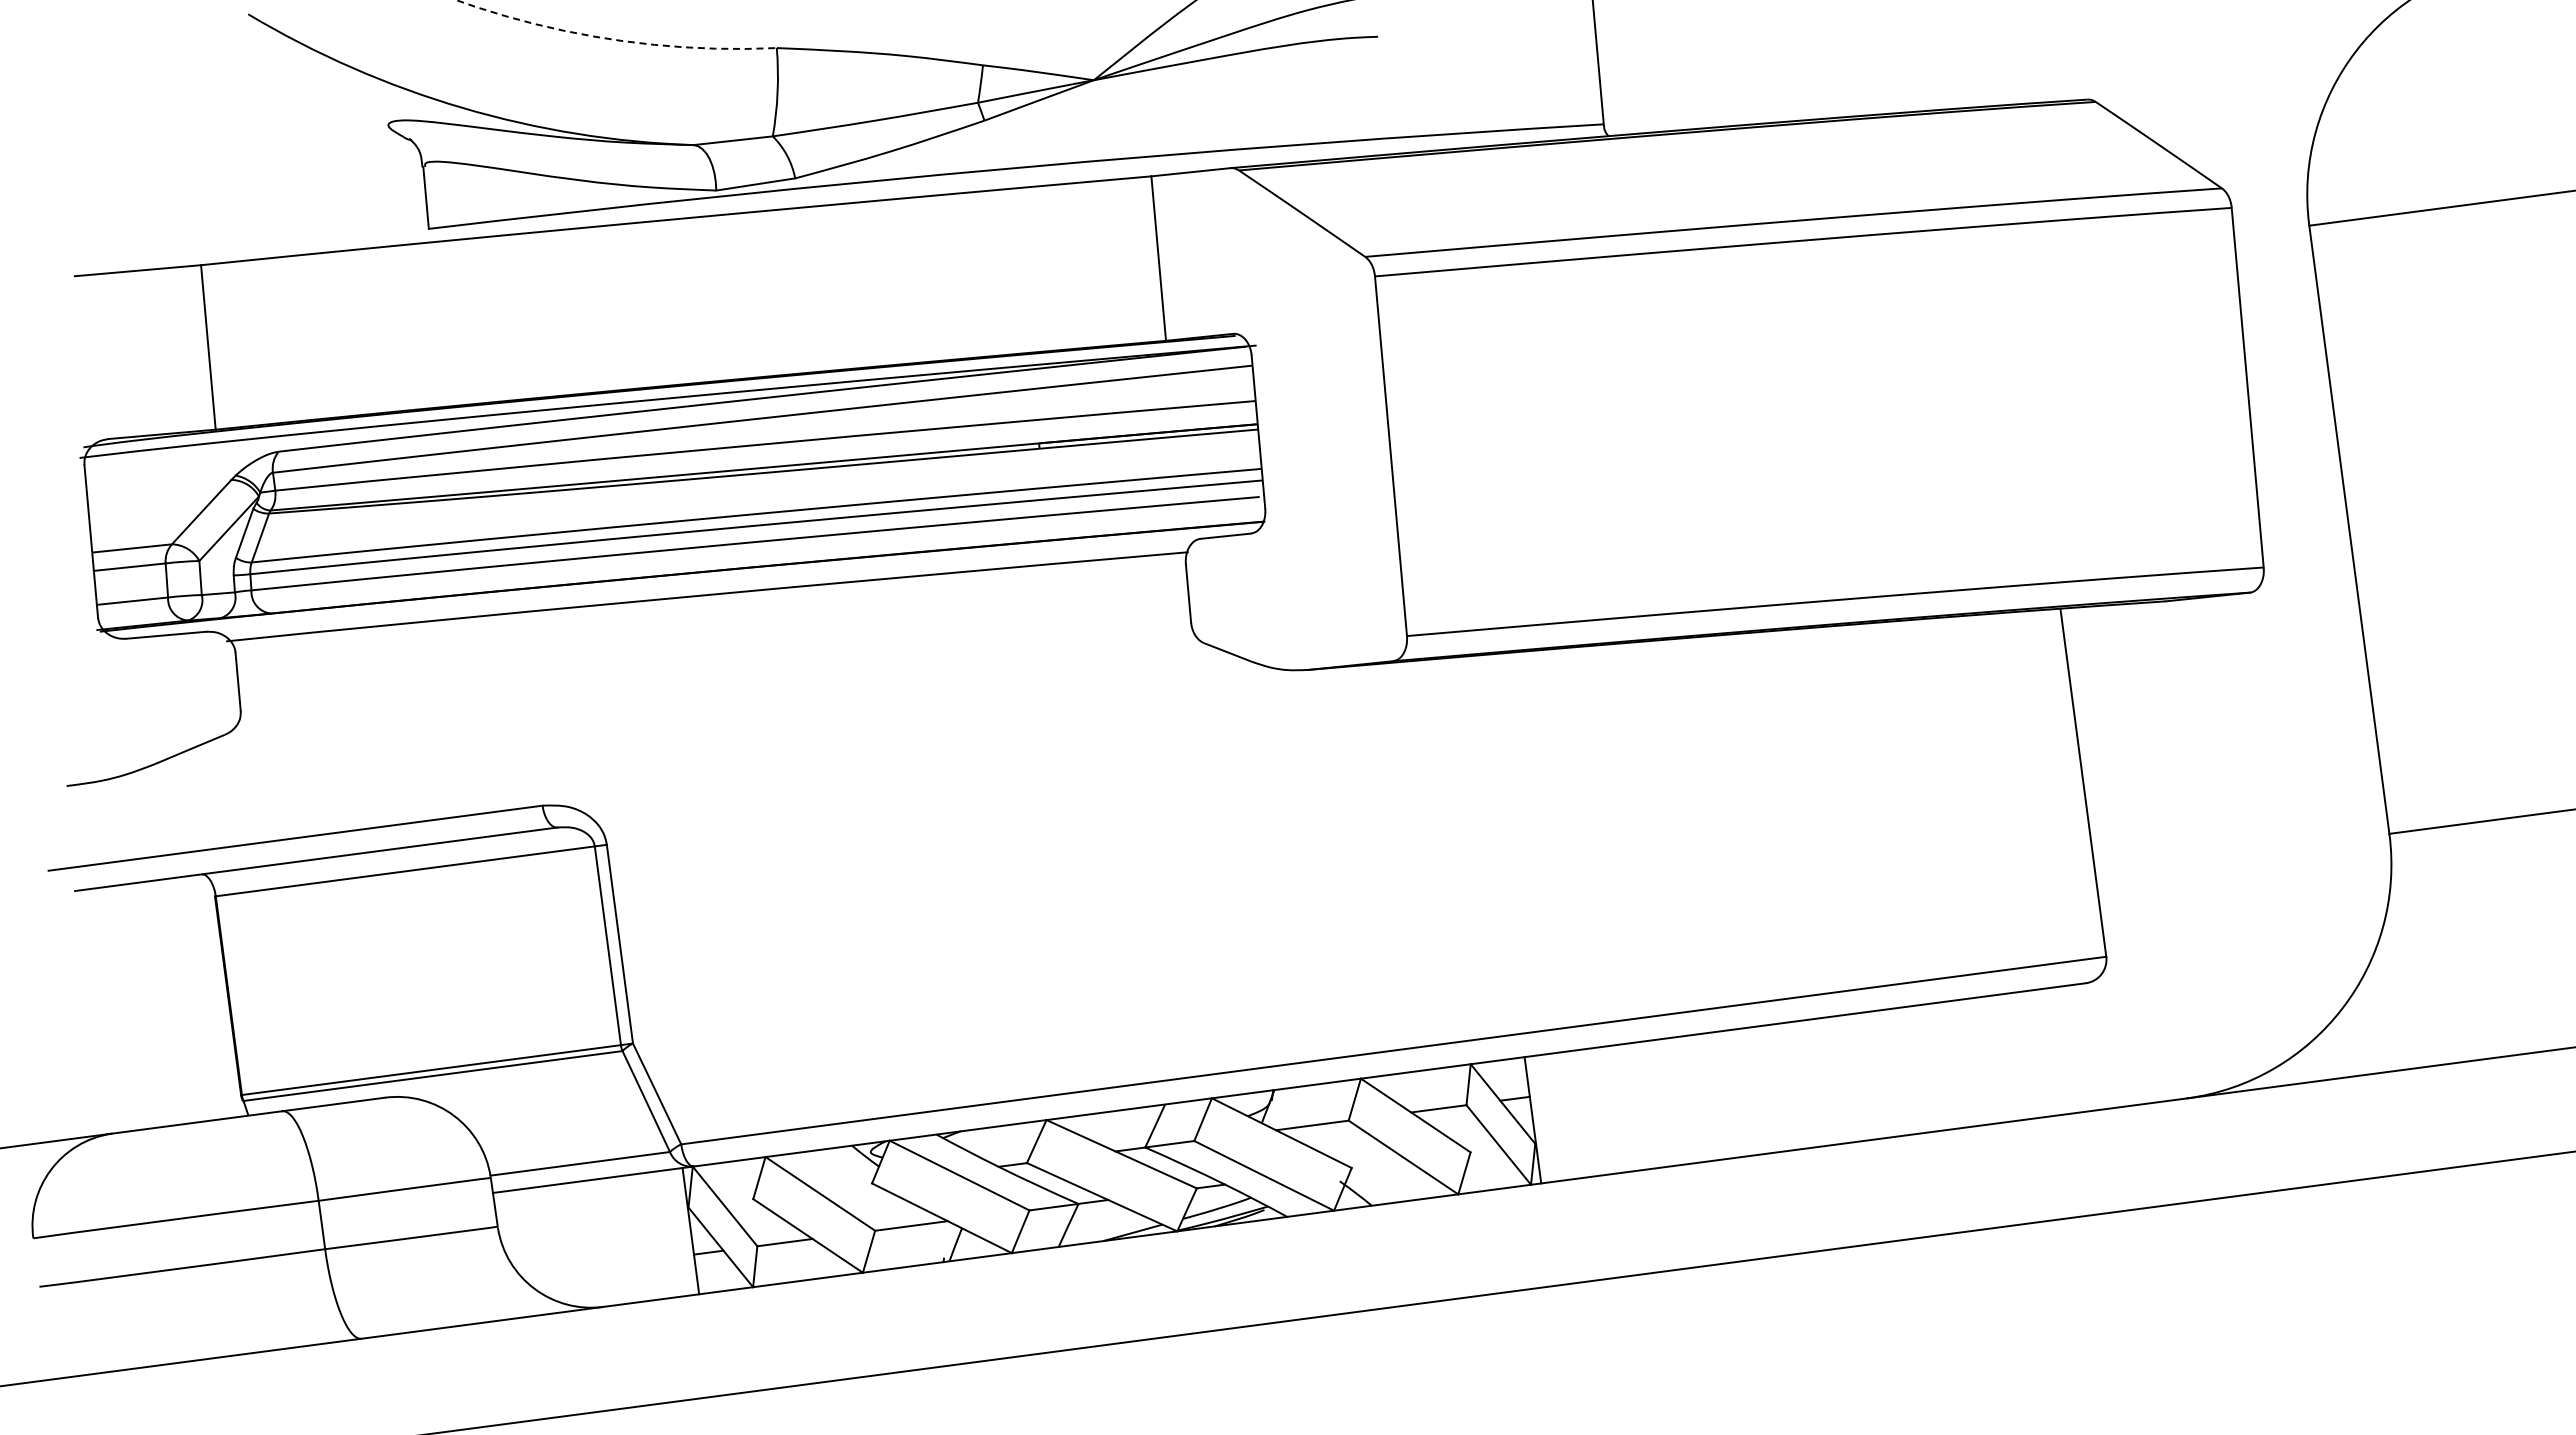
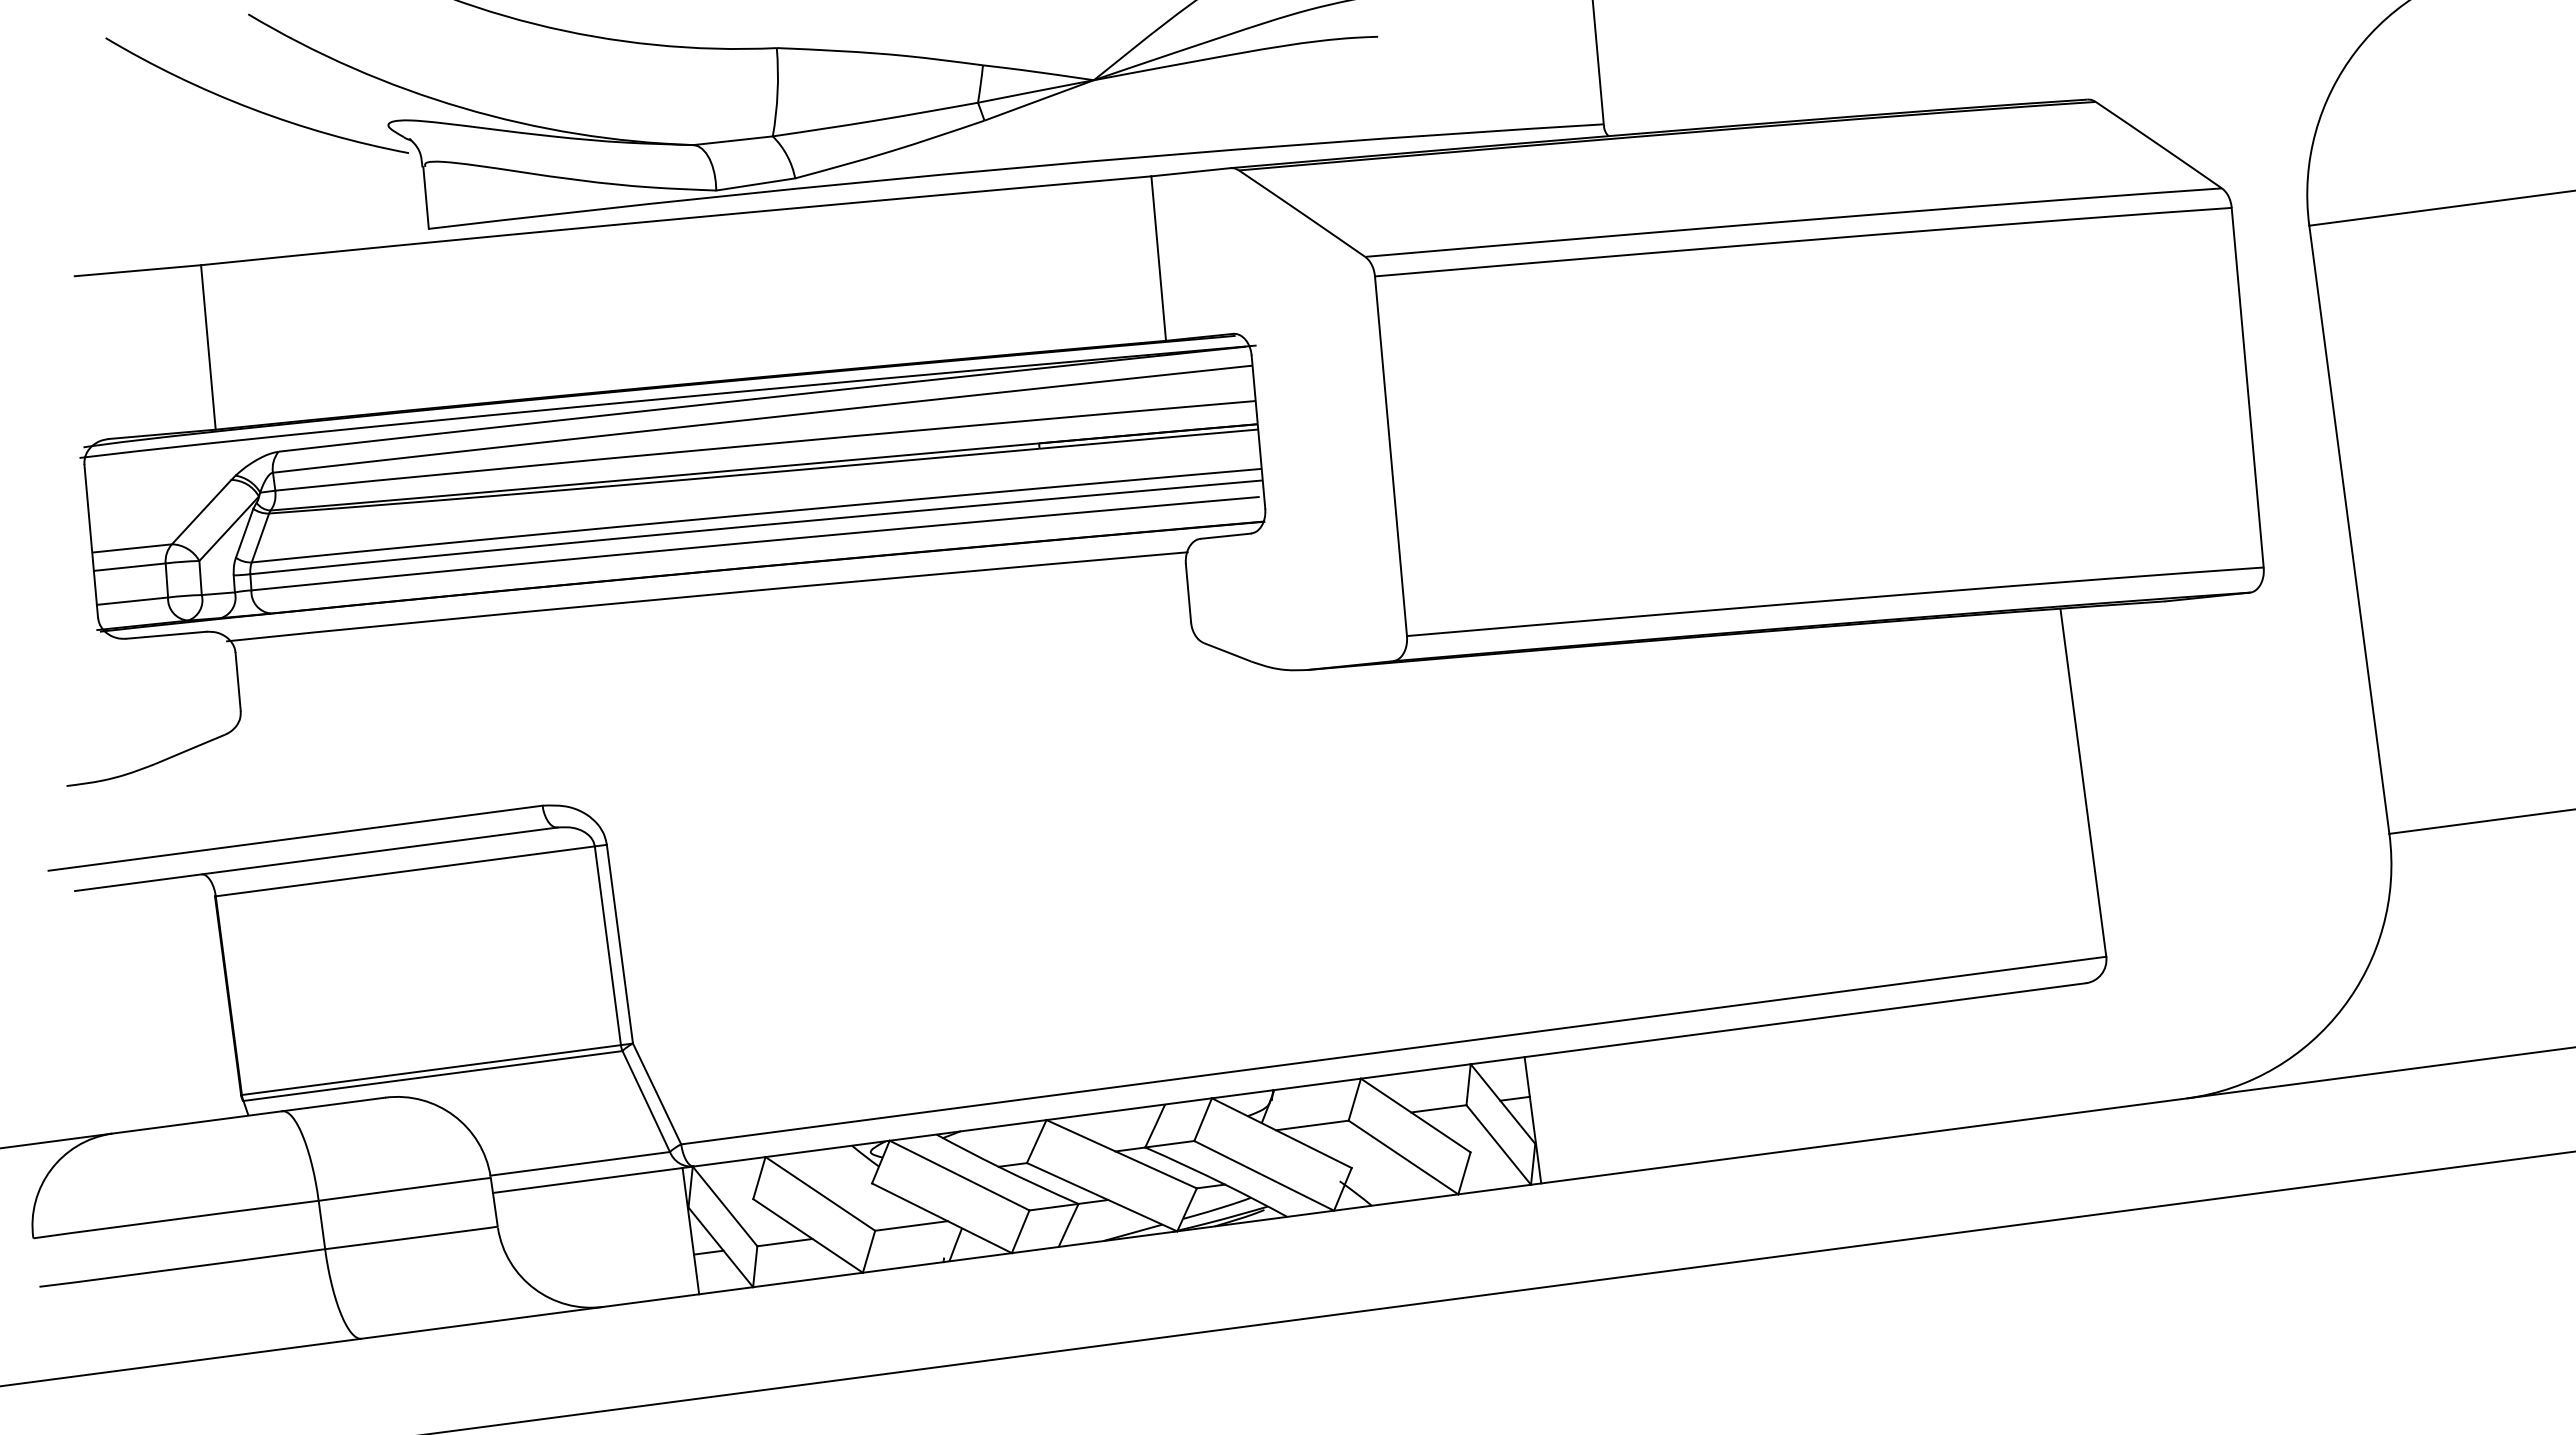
arc: dashed -> solid (614, 39)
arc: none -> present (251, 107)
